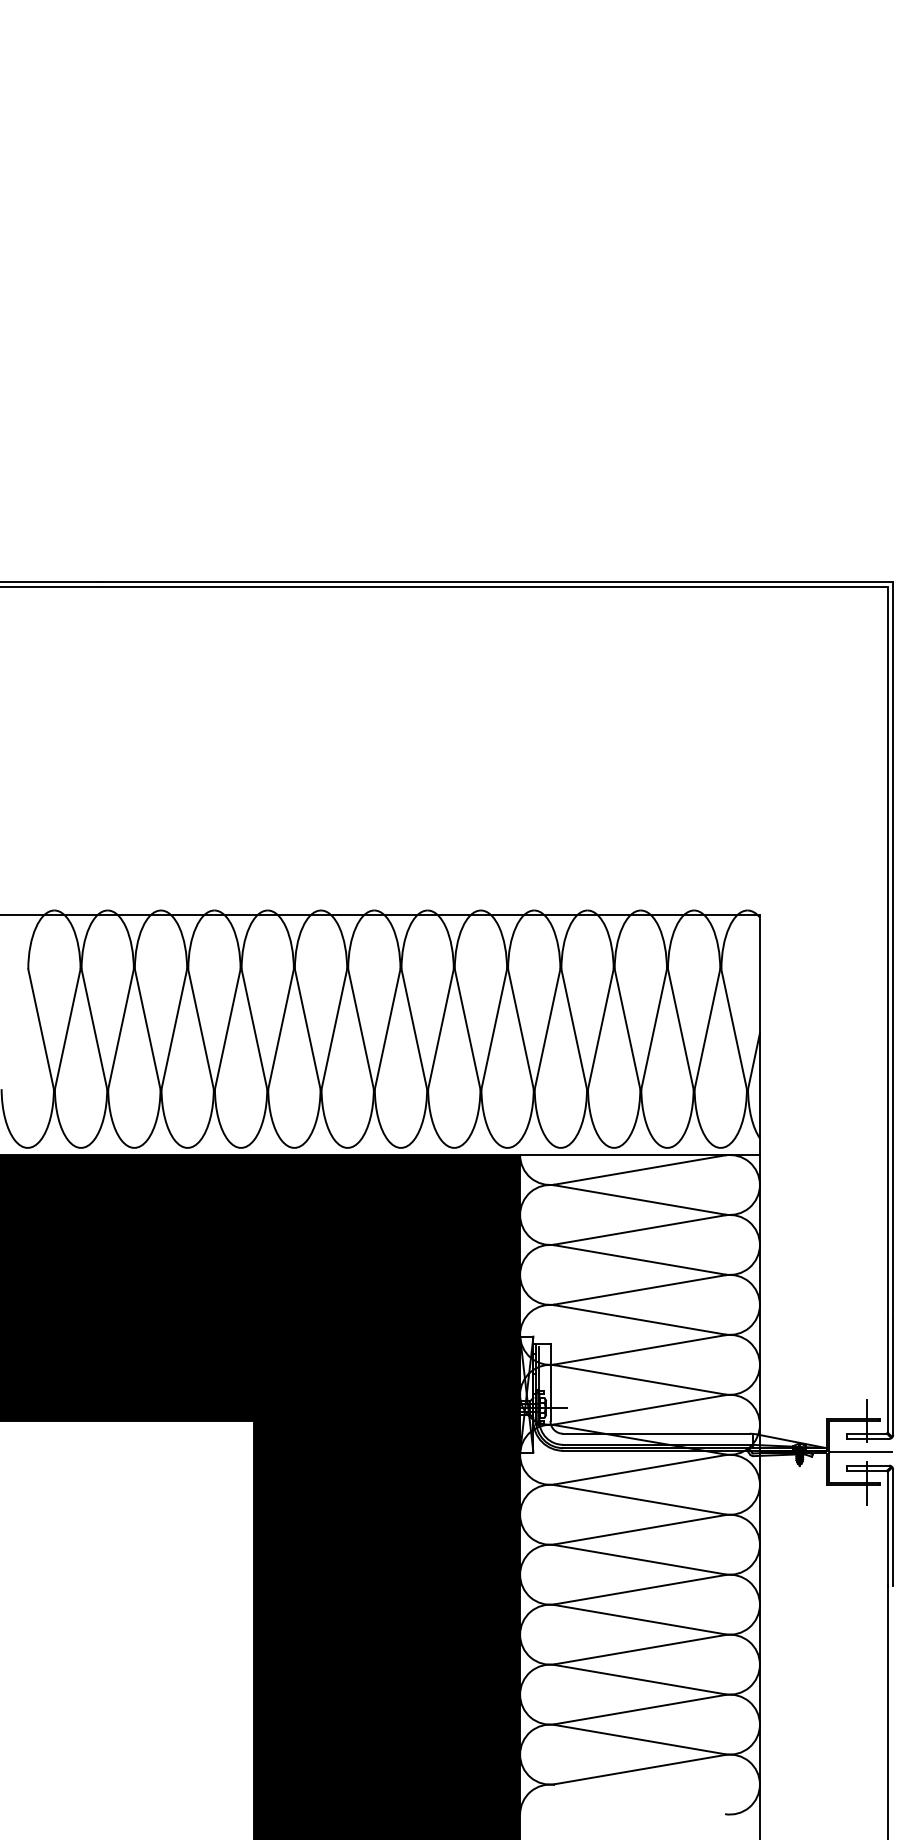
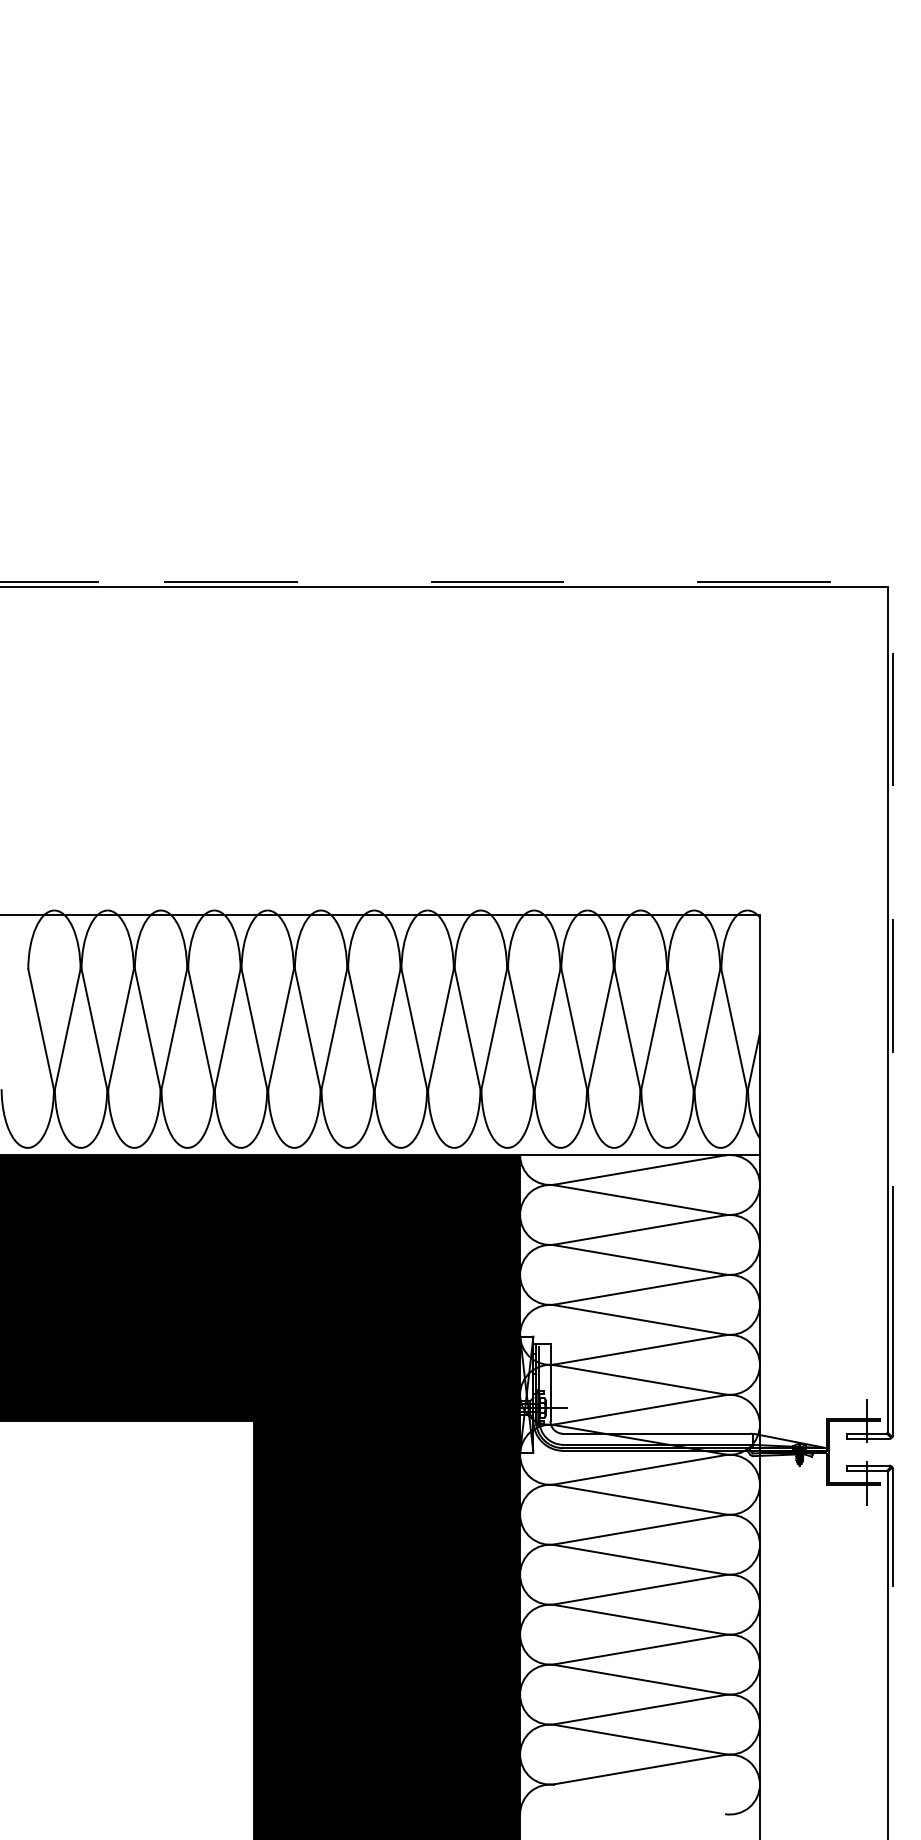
line: solid -> dashed (864, 582)
line: present -> none (861, 1452)
